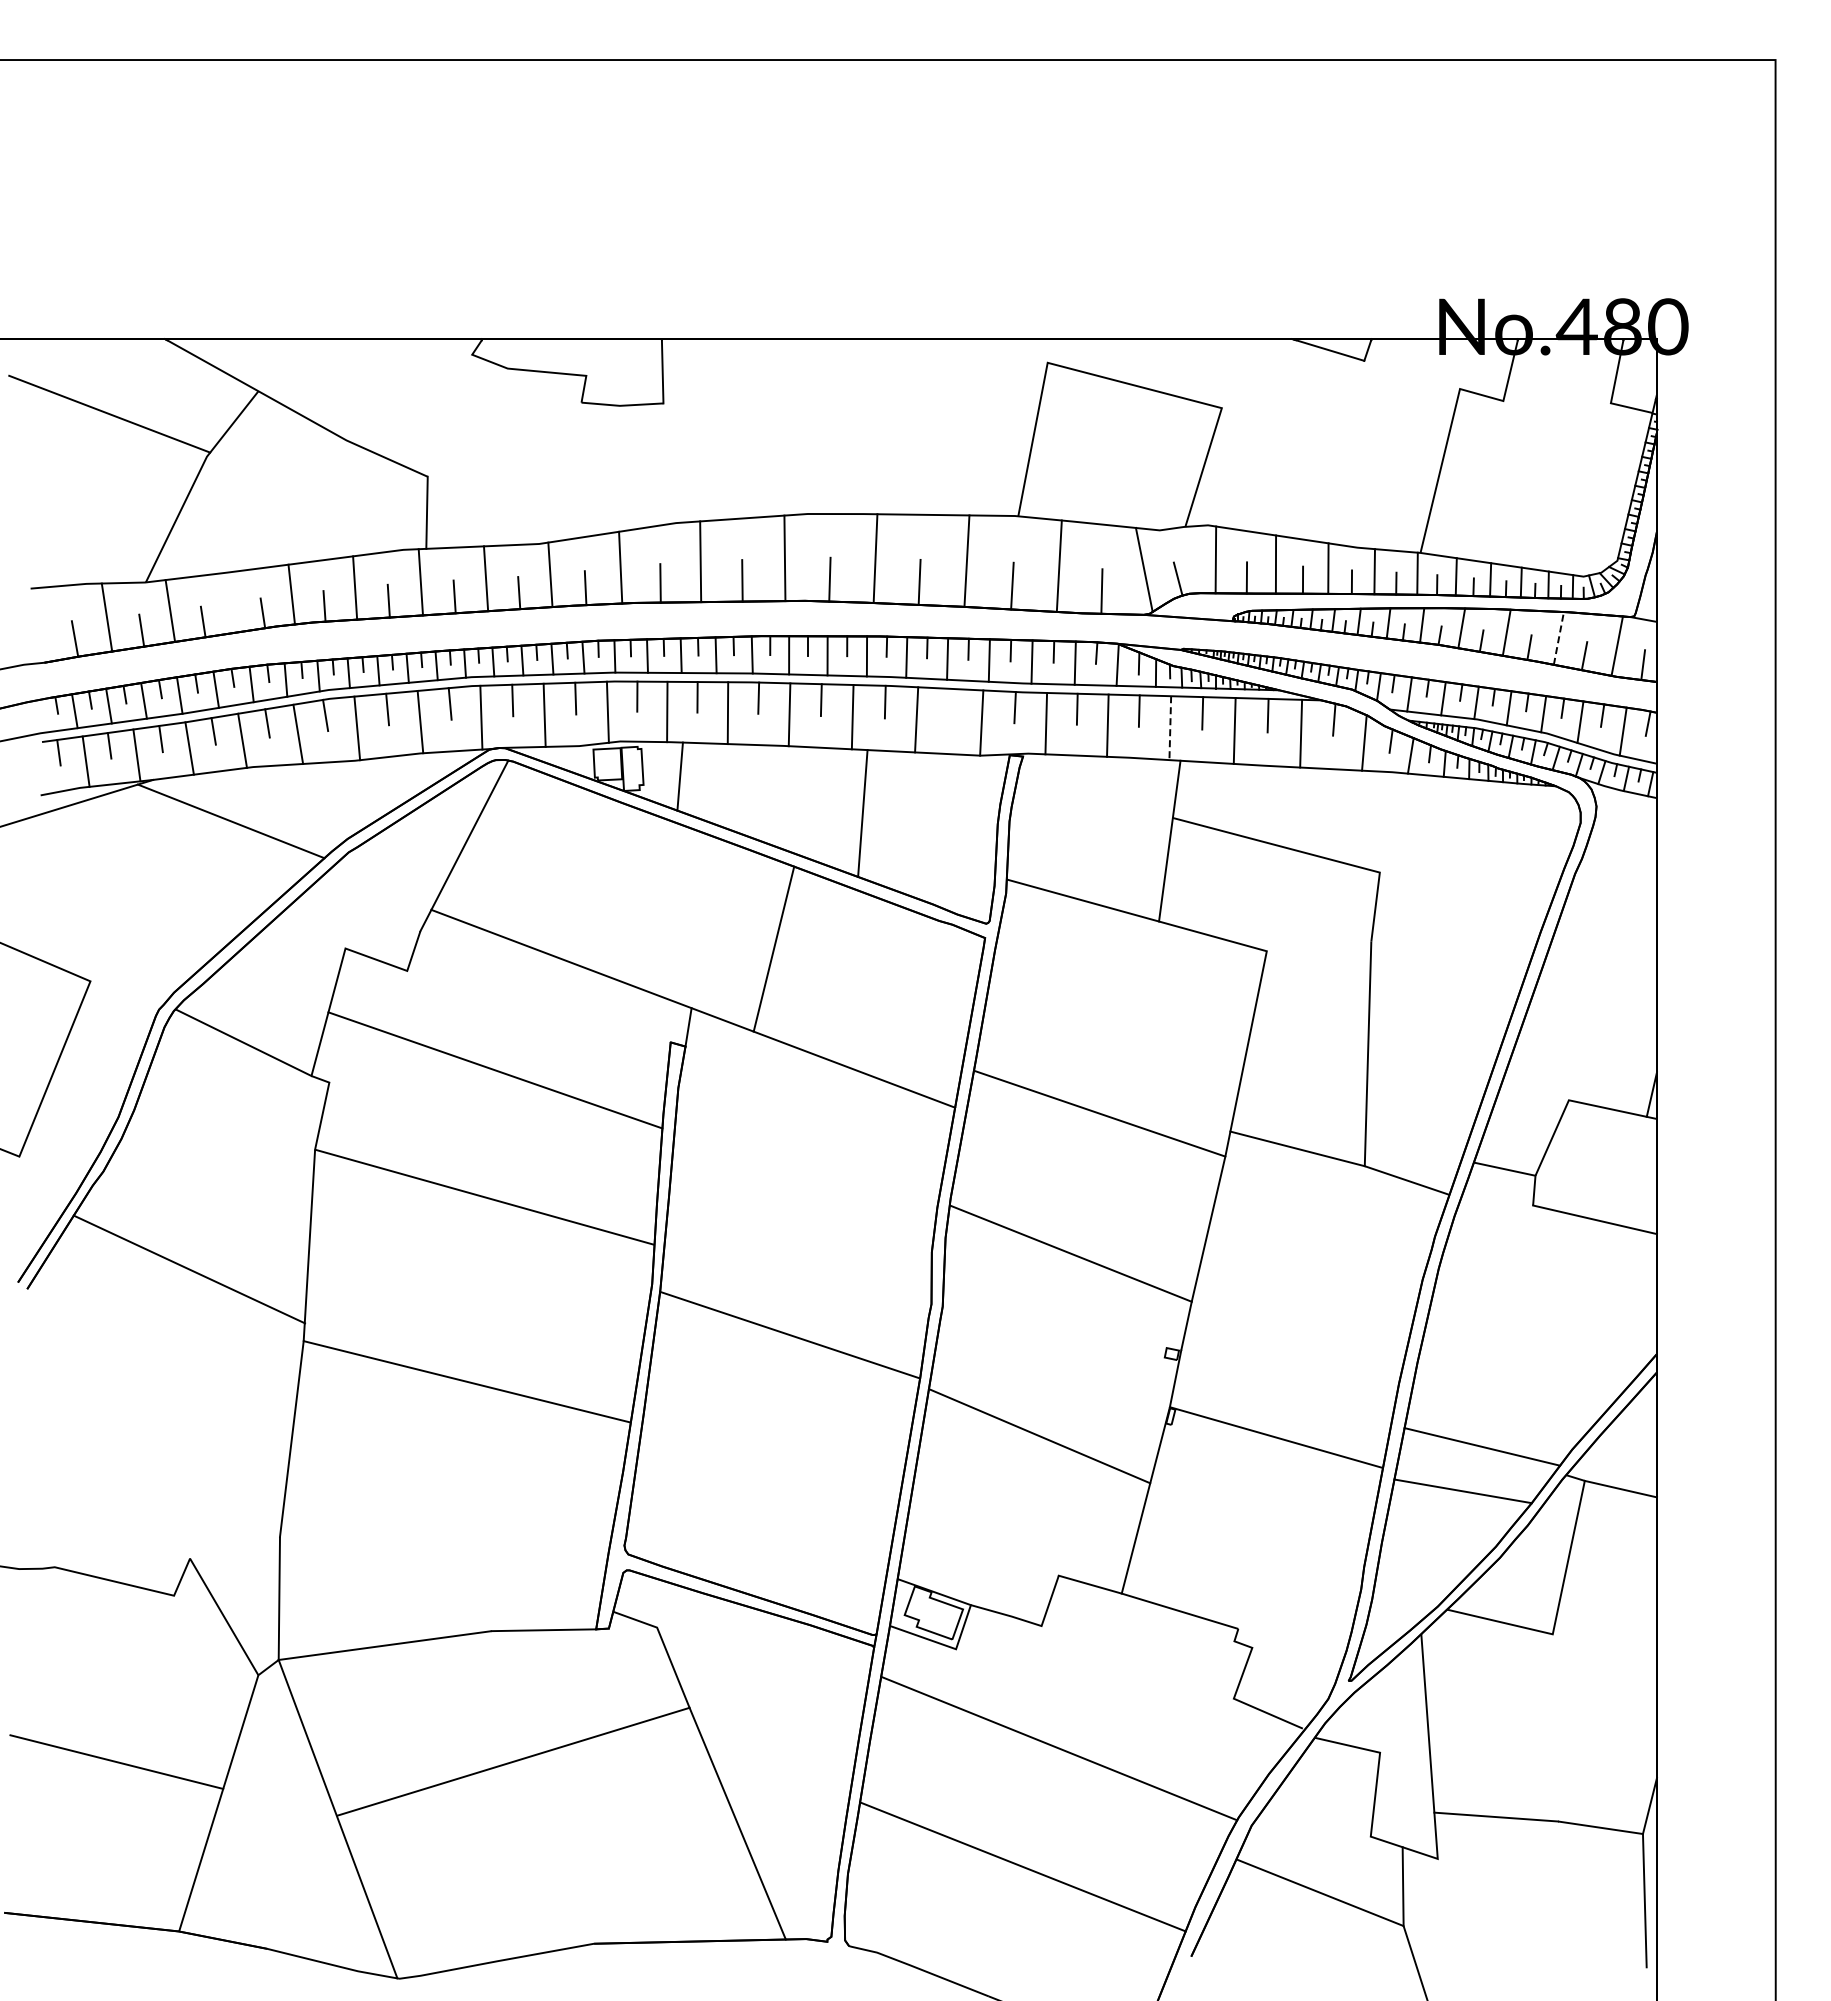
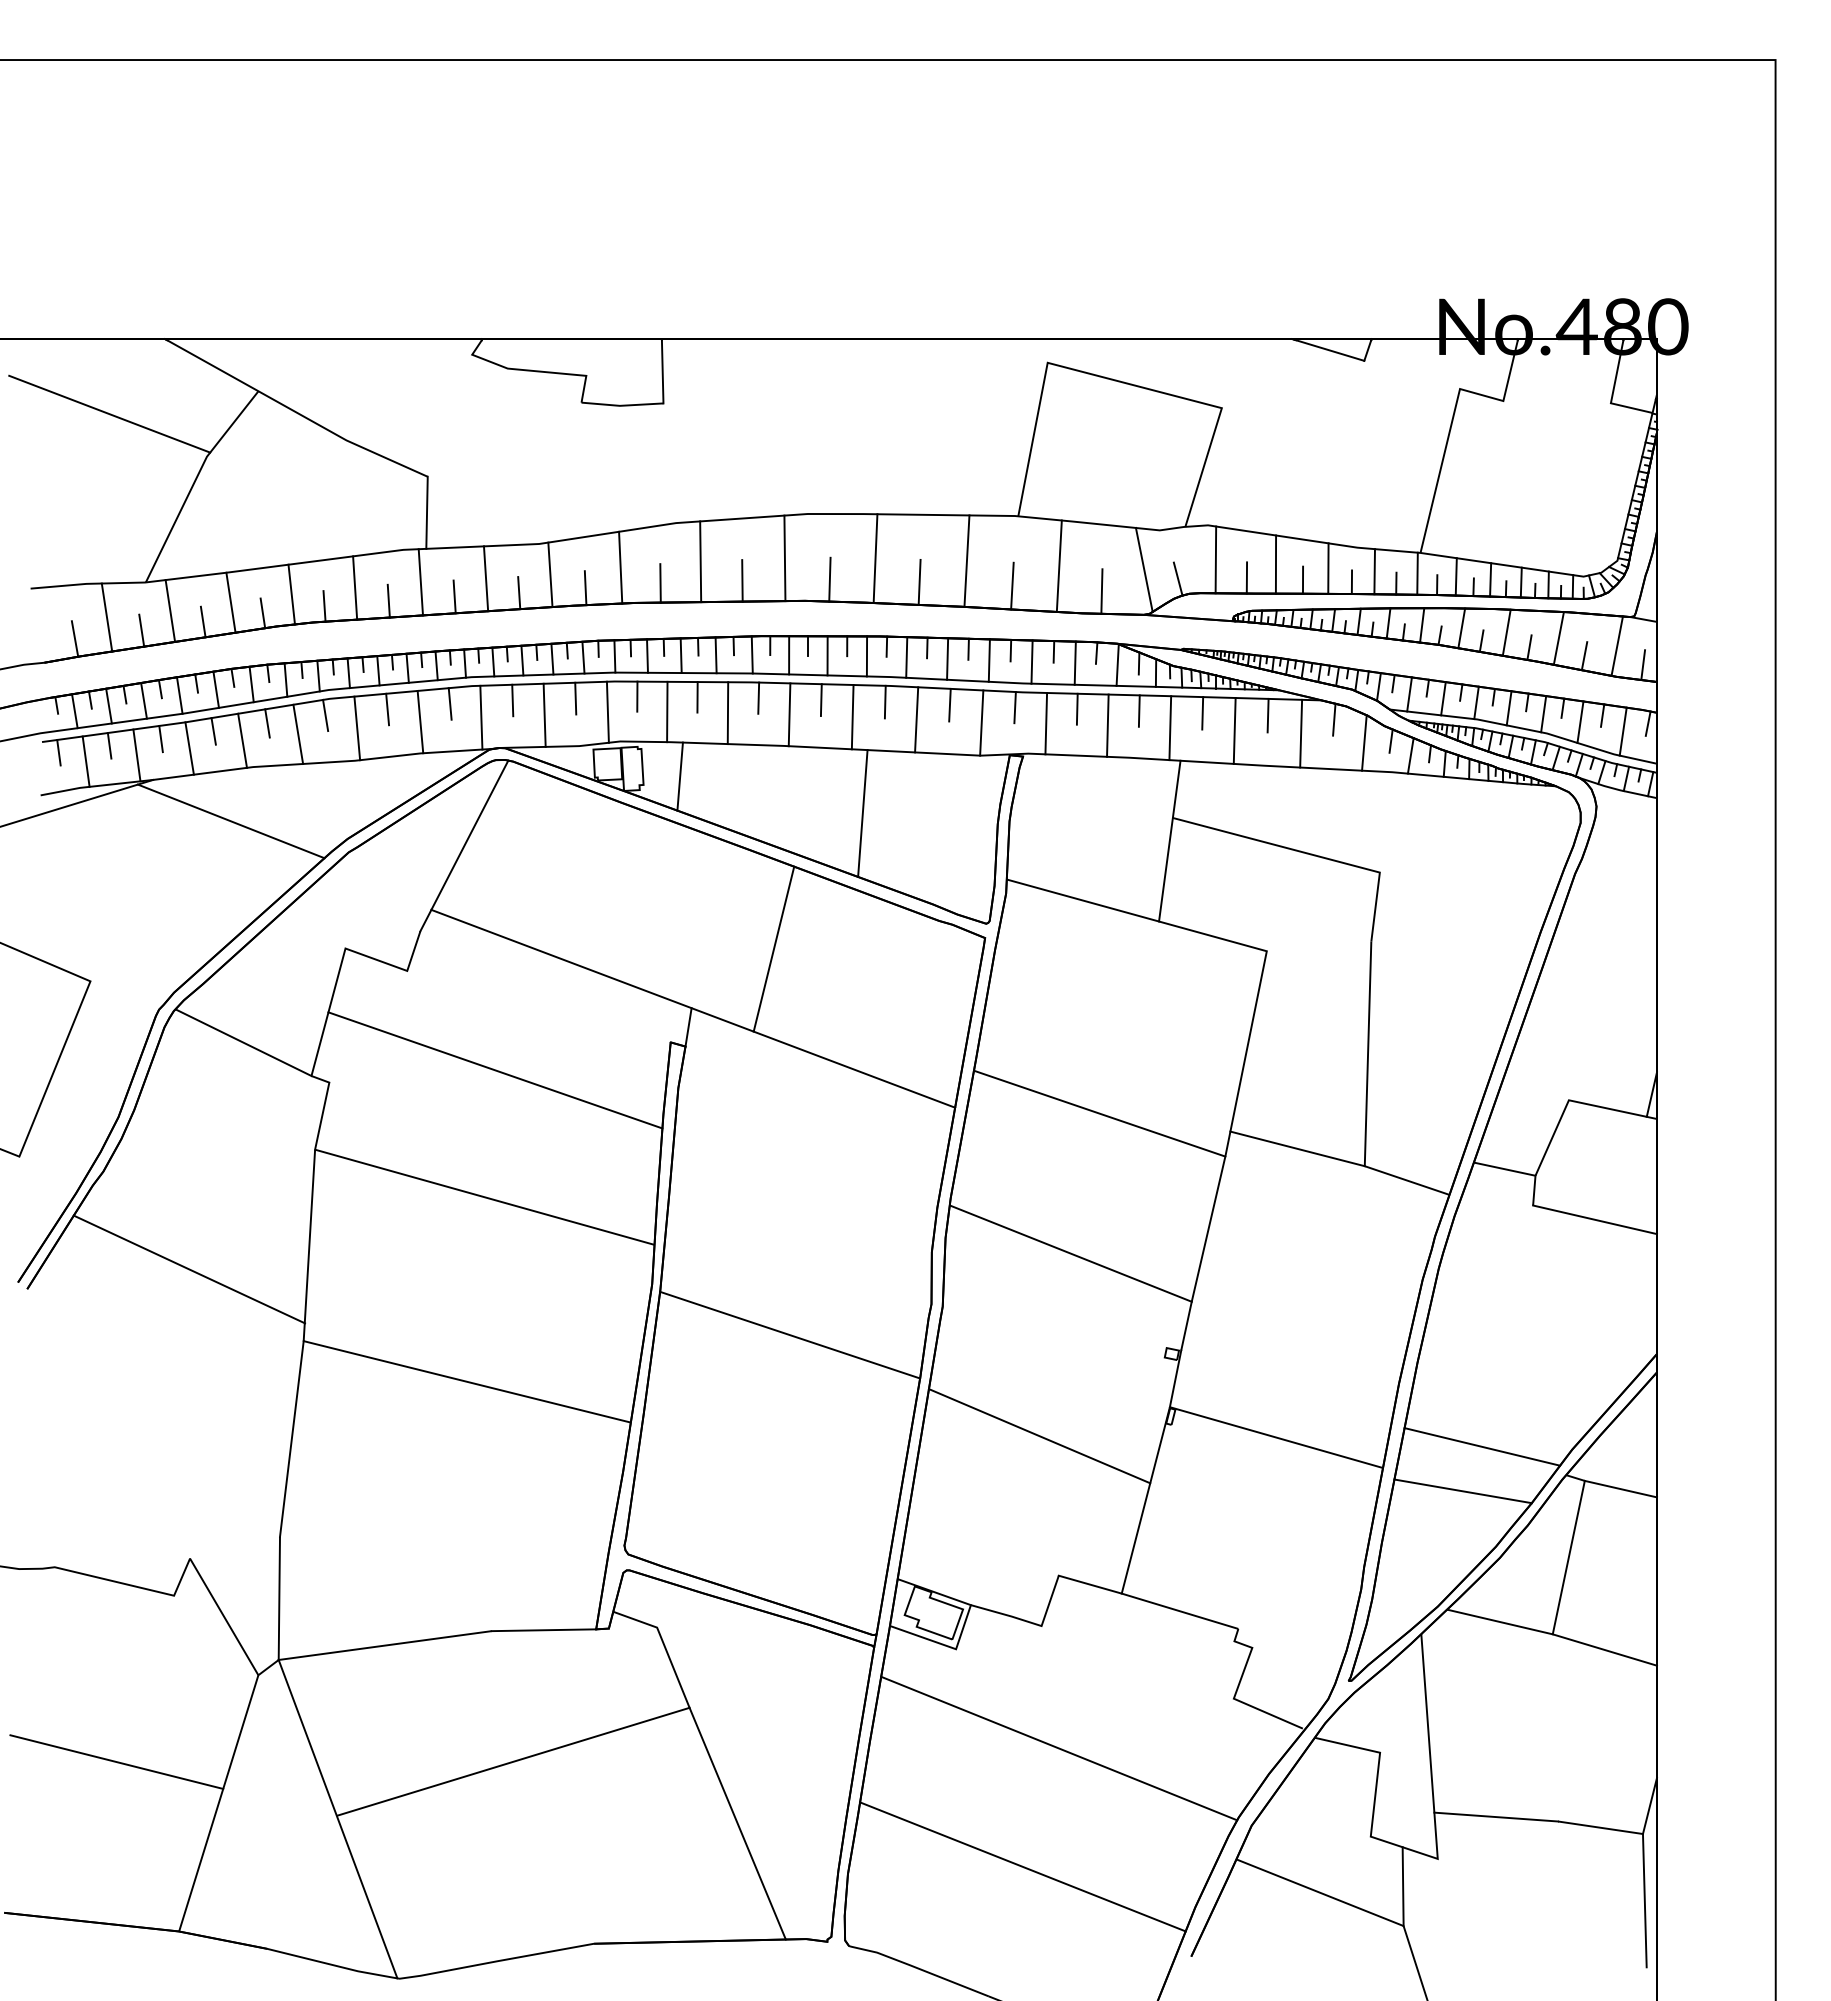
line: none -> present (230, 602)
line: dashed -> solid (1558, 638)
line: none -> present (949, 704)
line: dashed -> solid (1170, 728)
line: none -> present (1604, 1649)
